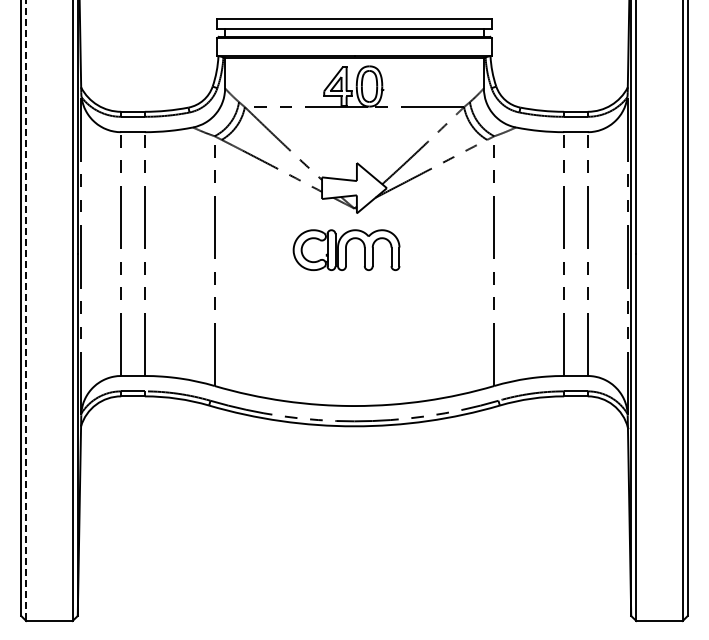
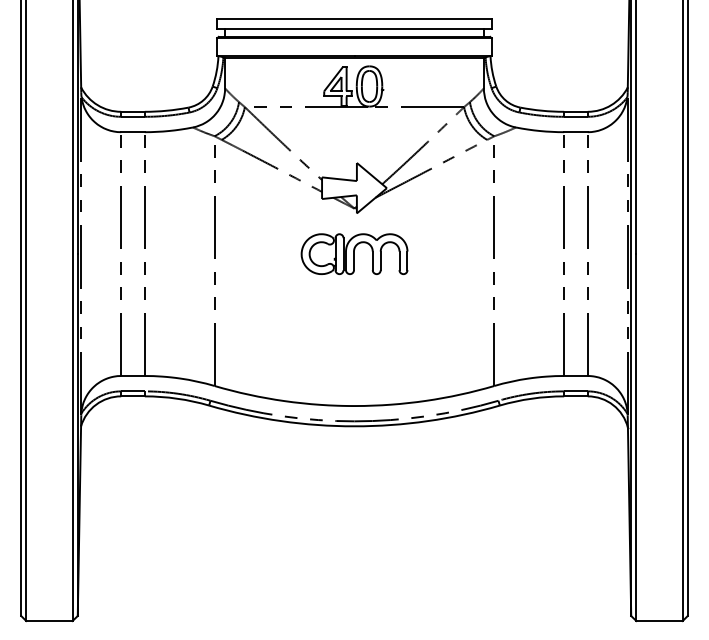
part position: (346, 249) -> (354, 253) (354, 253)
line: dashed -> solid (26, 311)
